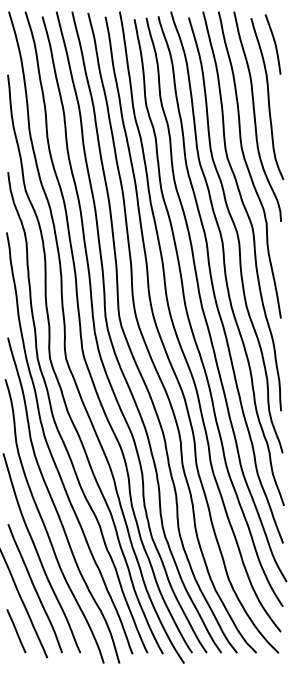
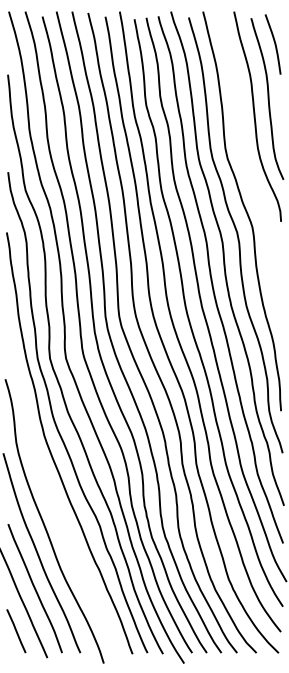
curve: present -> none (247, 164)
curve: present -> none (54, 502)
